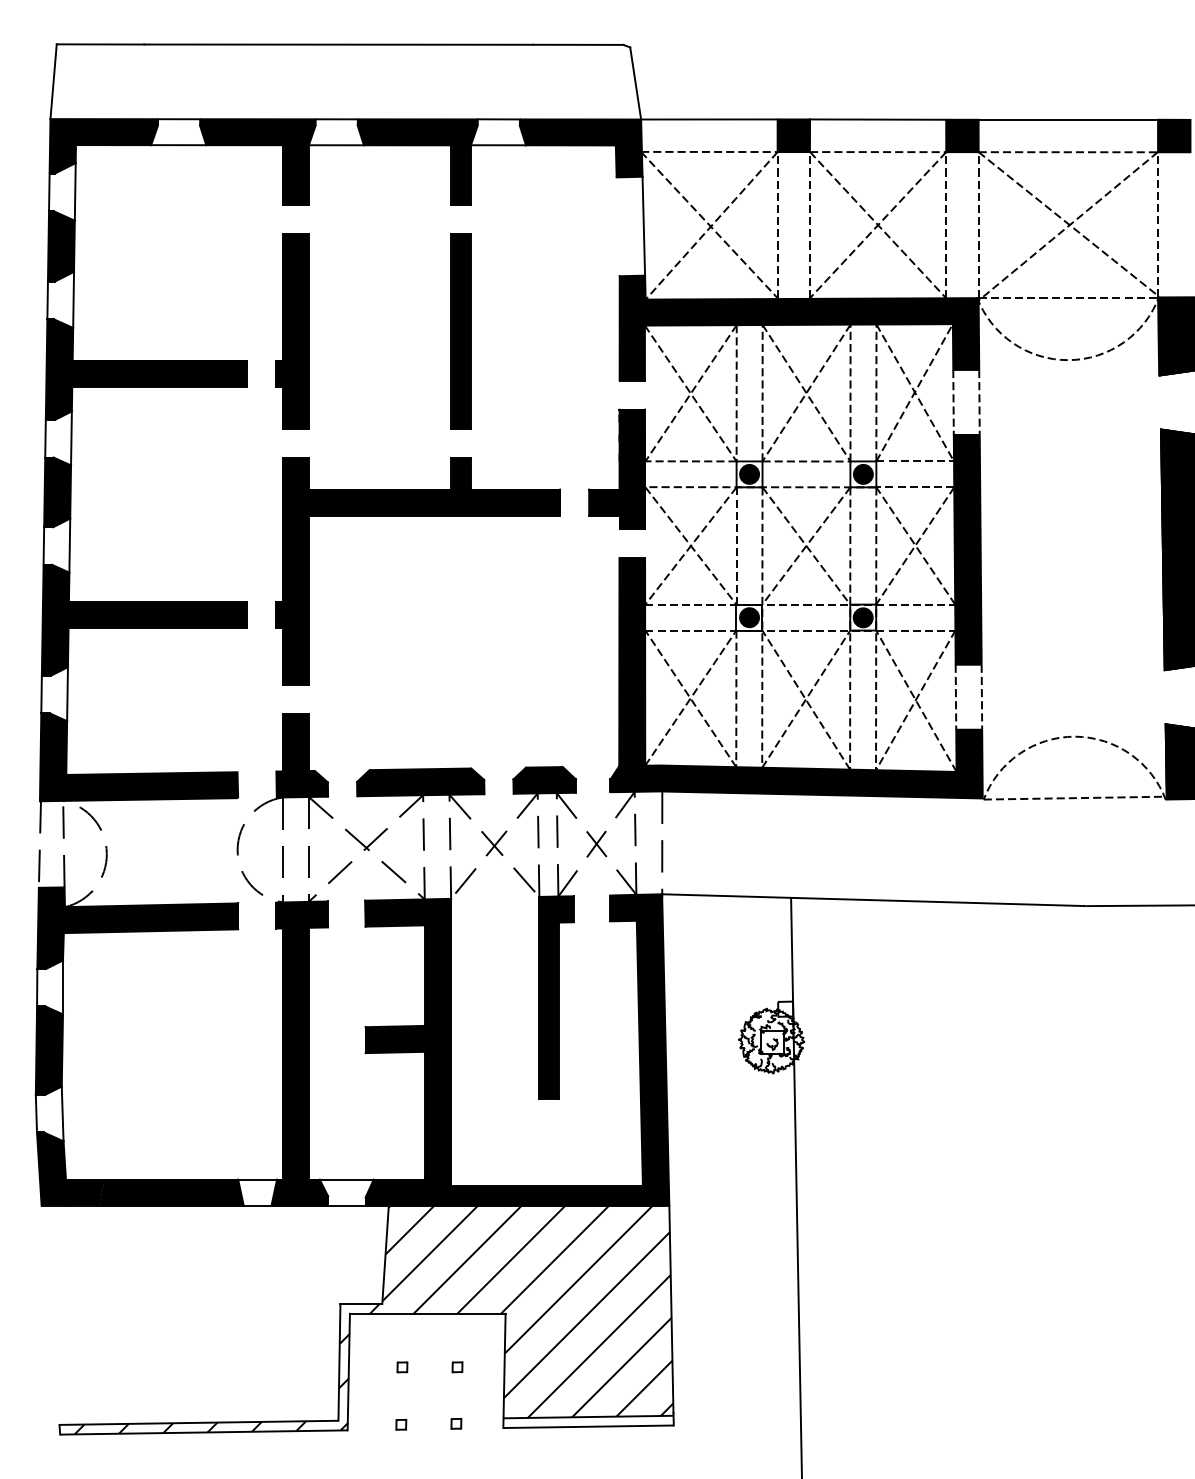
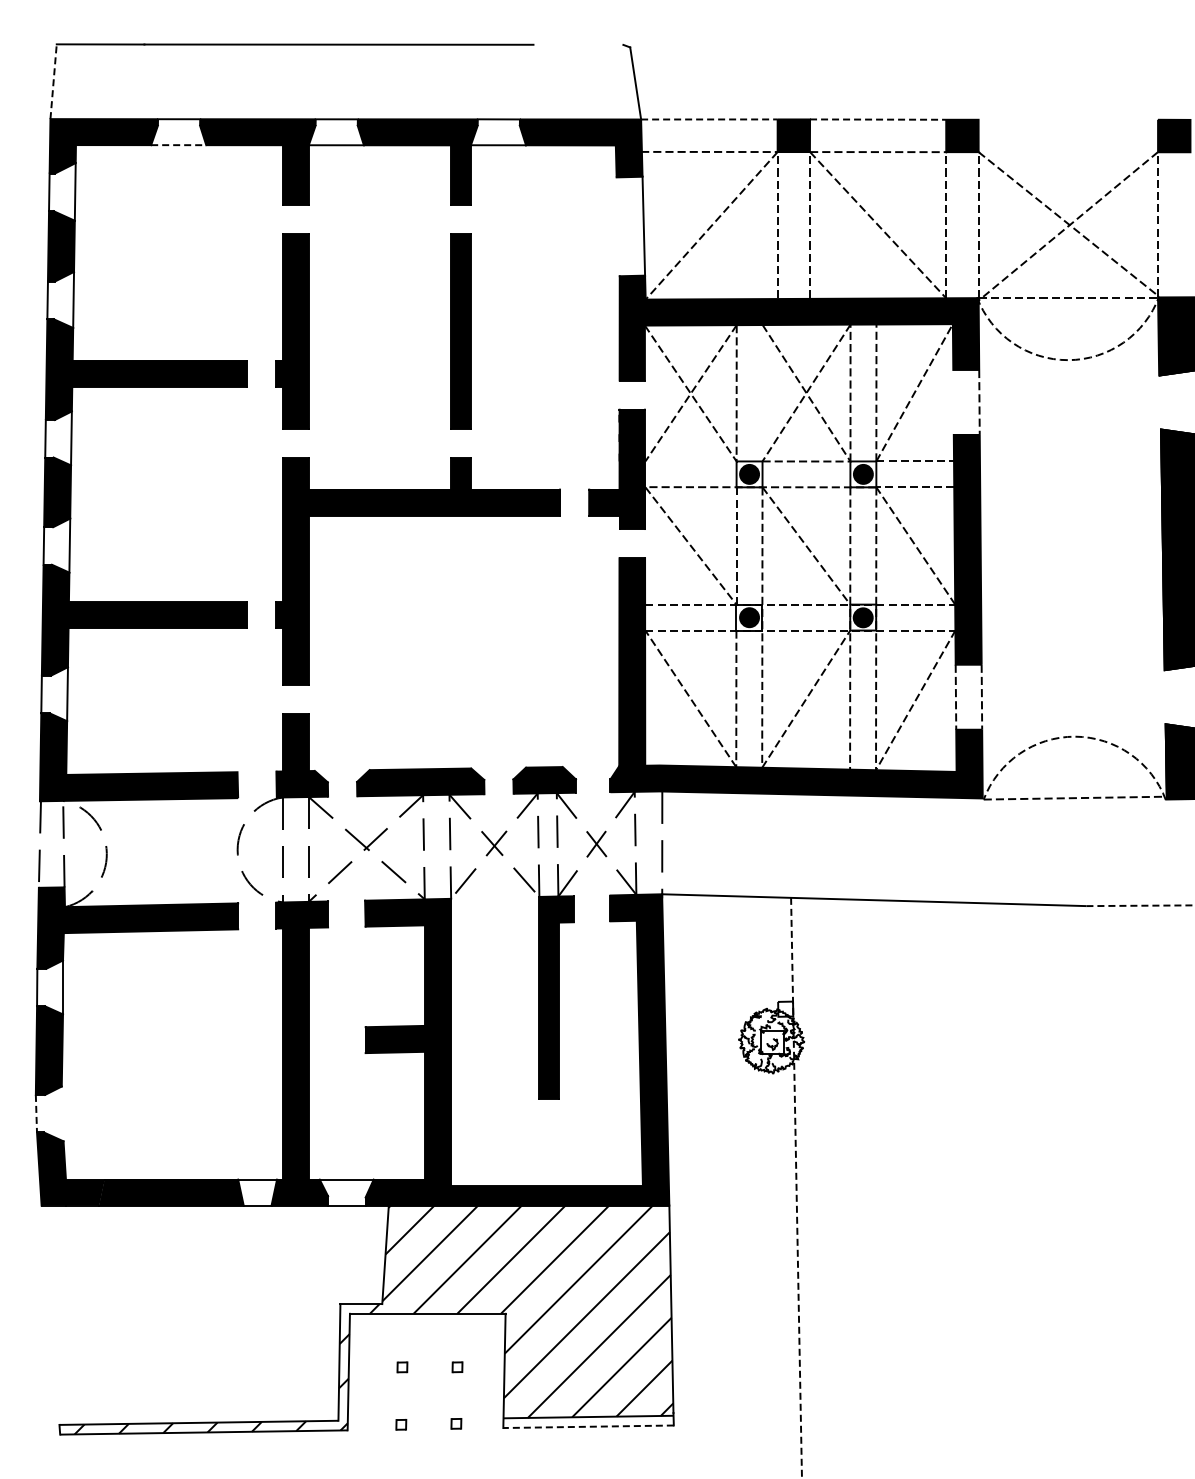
line: present -> none (578, 44)
line: solid -> dashed (53, 81)
line: solid -> dashed (709, 119)
line: solid -> dashed (878, 119)
line: present -> none (1068, 119)
line: solid -> dashed (178, 145)
line: present -> none (1068, 152)
line: present -> none (709, 224)
line: present -> none (878, 225)
line: present -> none (915, 392)
line: present -> none (762, 393)
line: present -> none (953, 401)
line: present -> none (690, 461)
line: present -> none (690, 545)
line: present -> none (806, 545)
line: present -> none (915, 545)
line: present -> none (690, 697)
line: present -> none (806, 699)
line: present -> none (916, 700)
line: solid -> dashed (1140, 905)
line: solid -> dashed (36, 1113)
line: present -> none (62, 1113)
line: solid -> dashed (796, 1188)
line: solid -> dashed (588, 1426)
